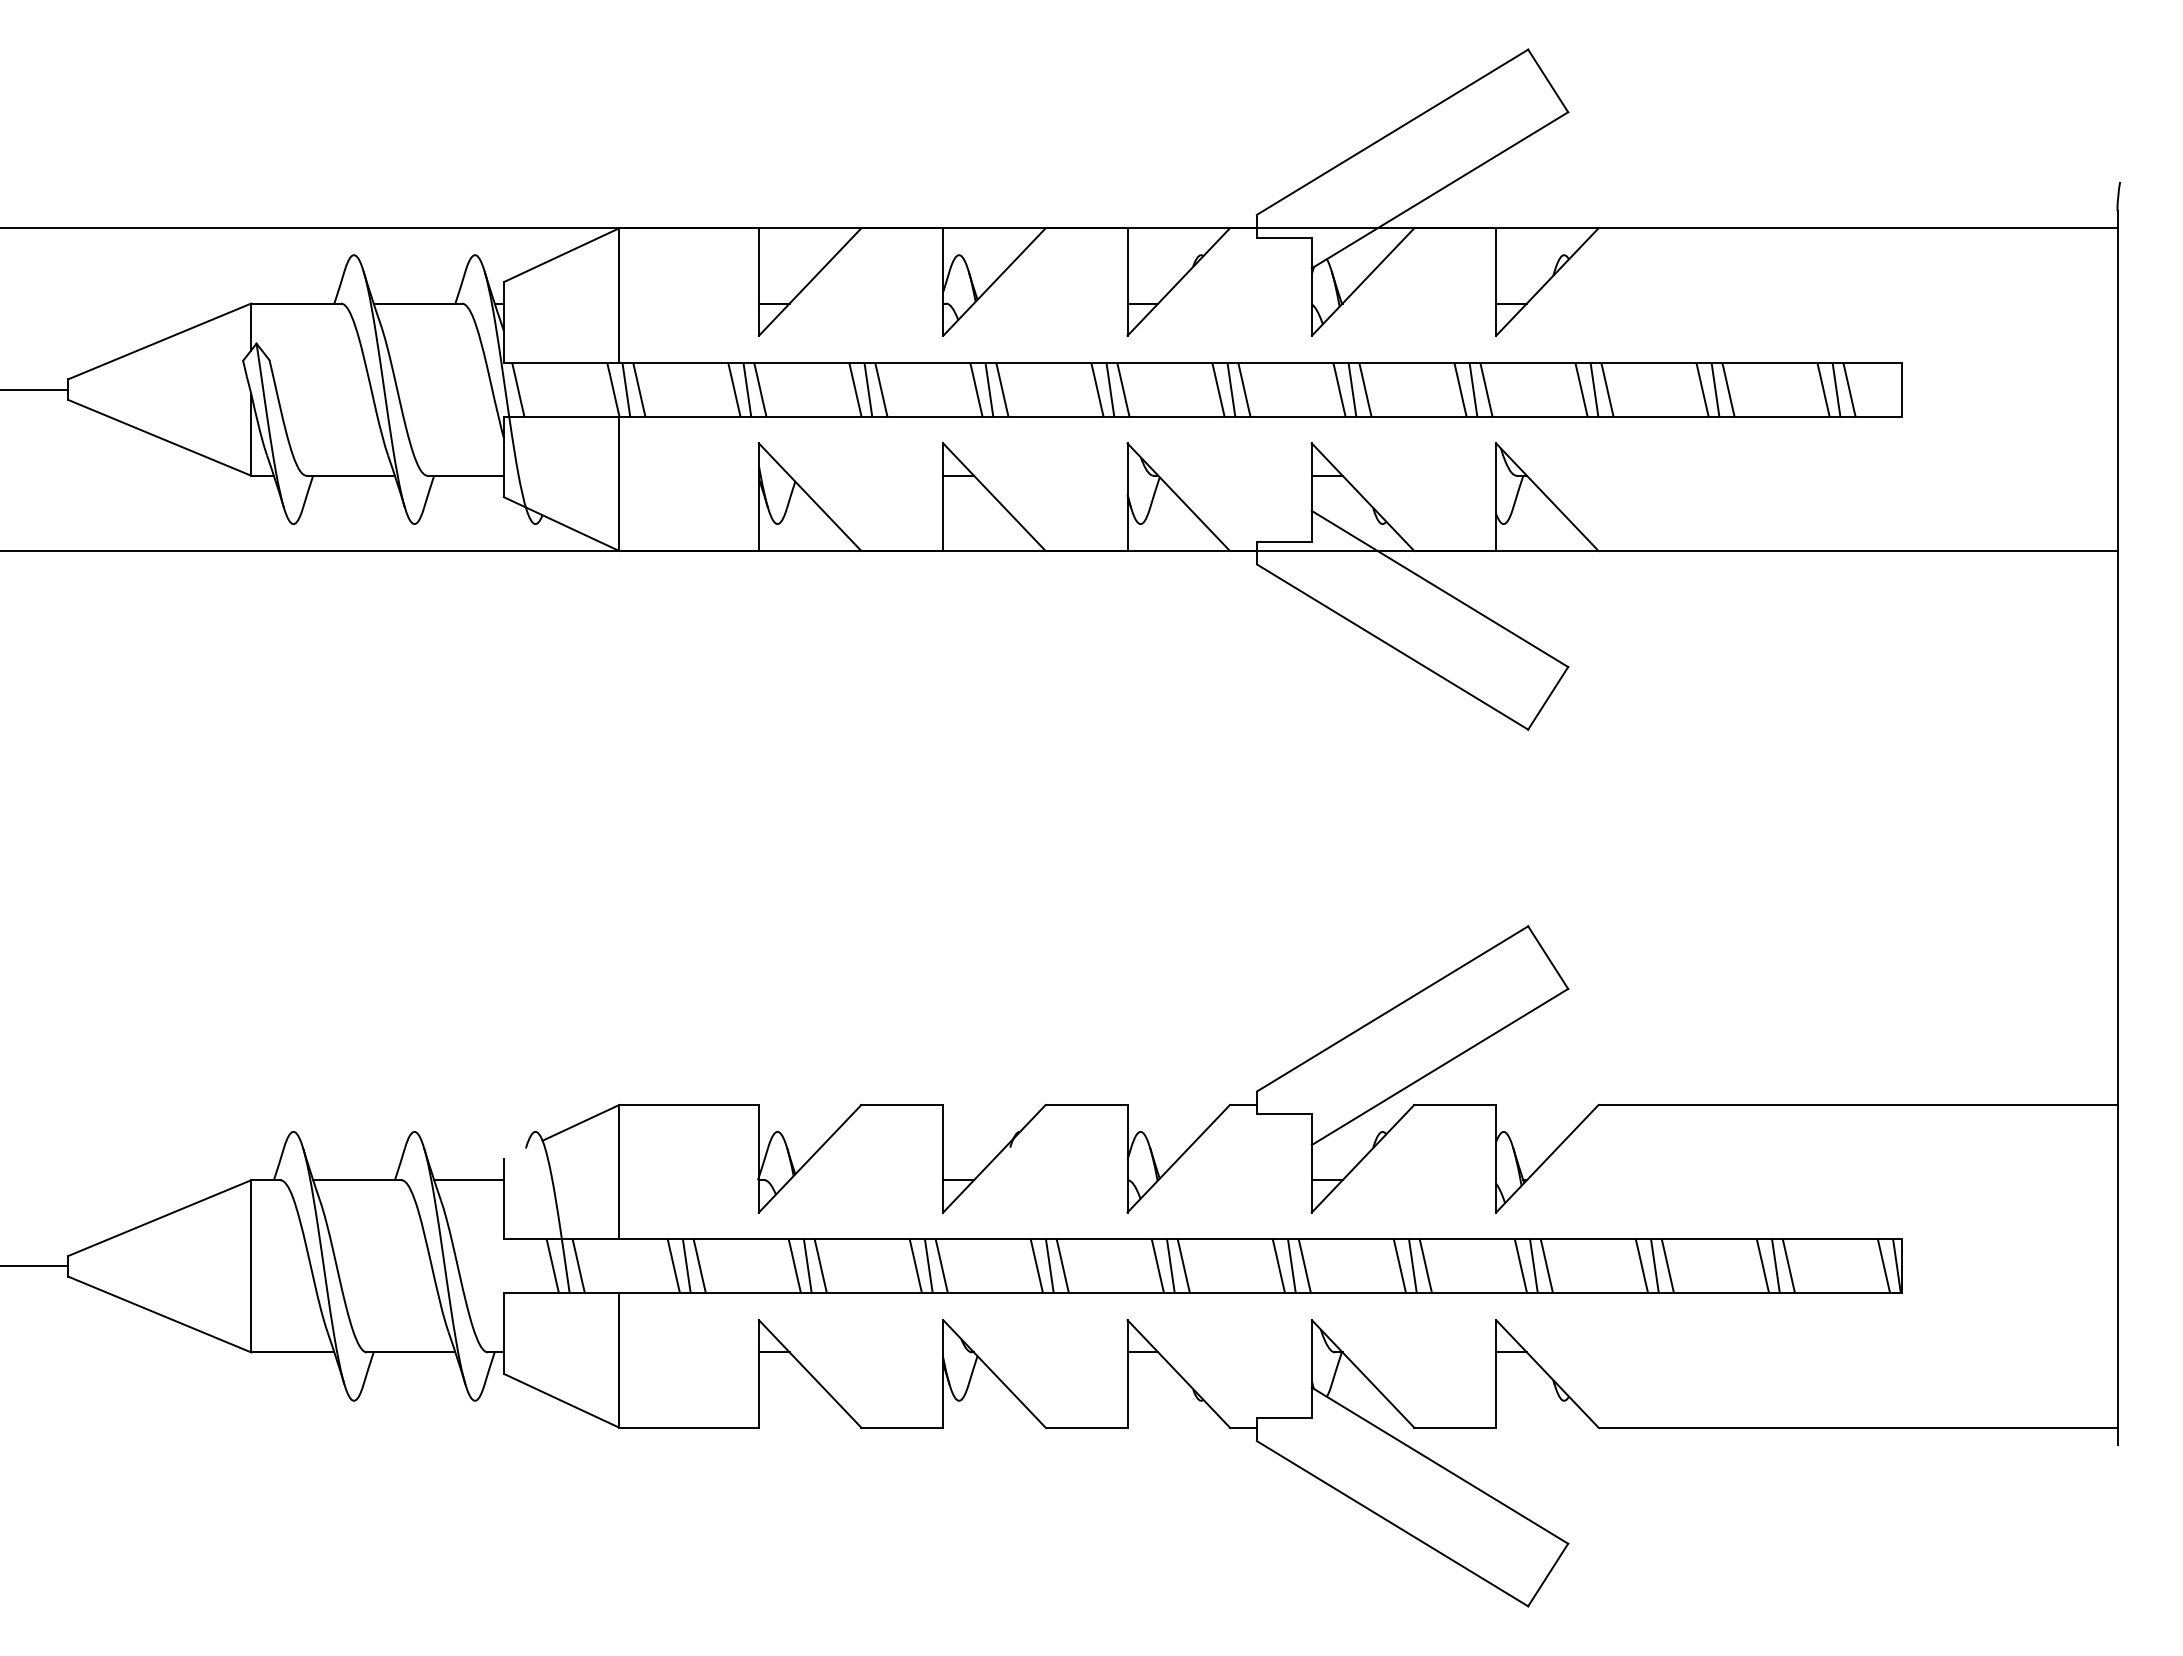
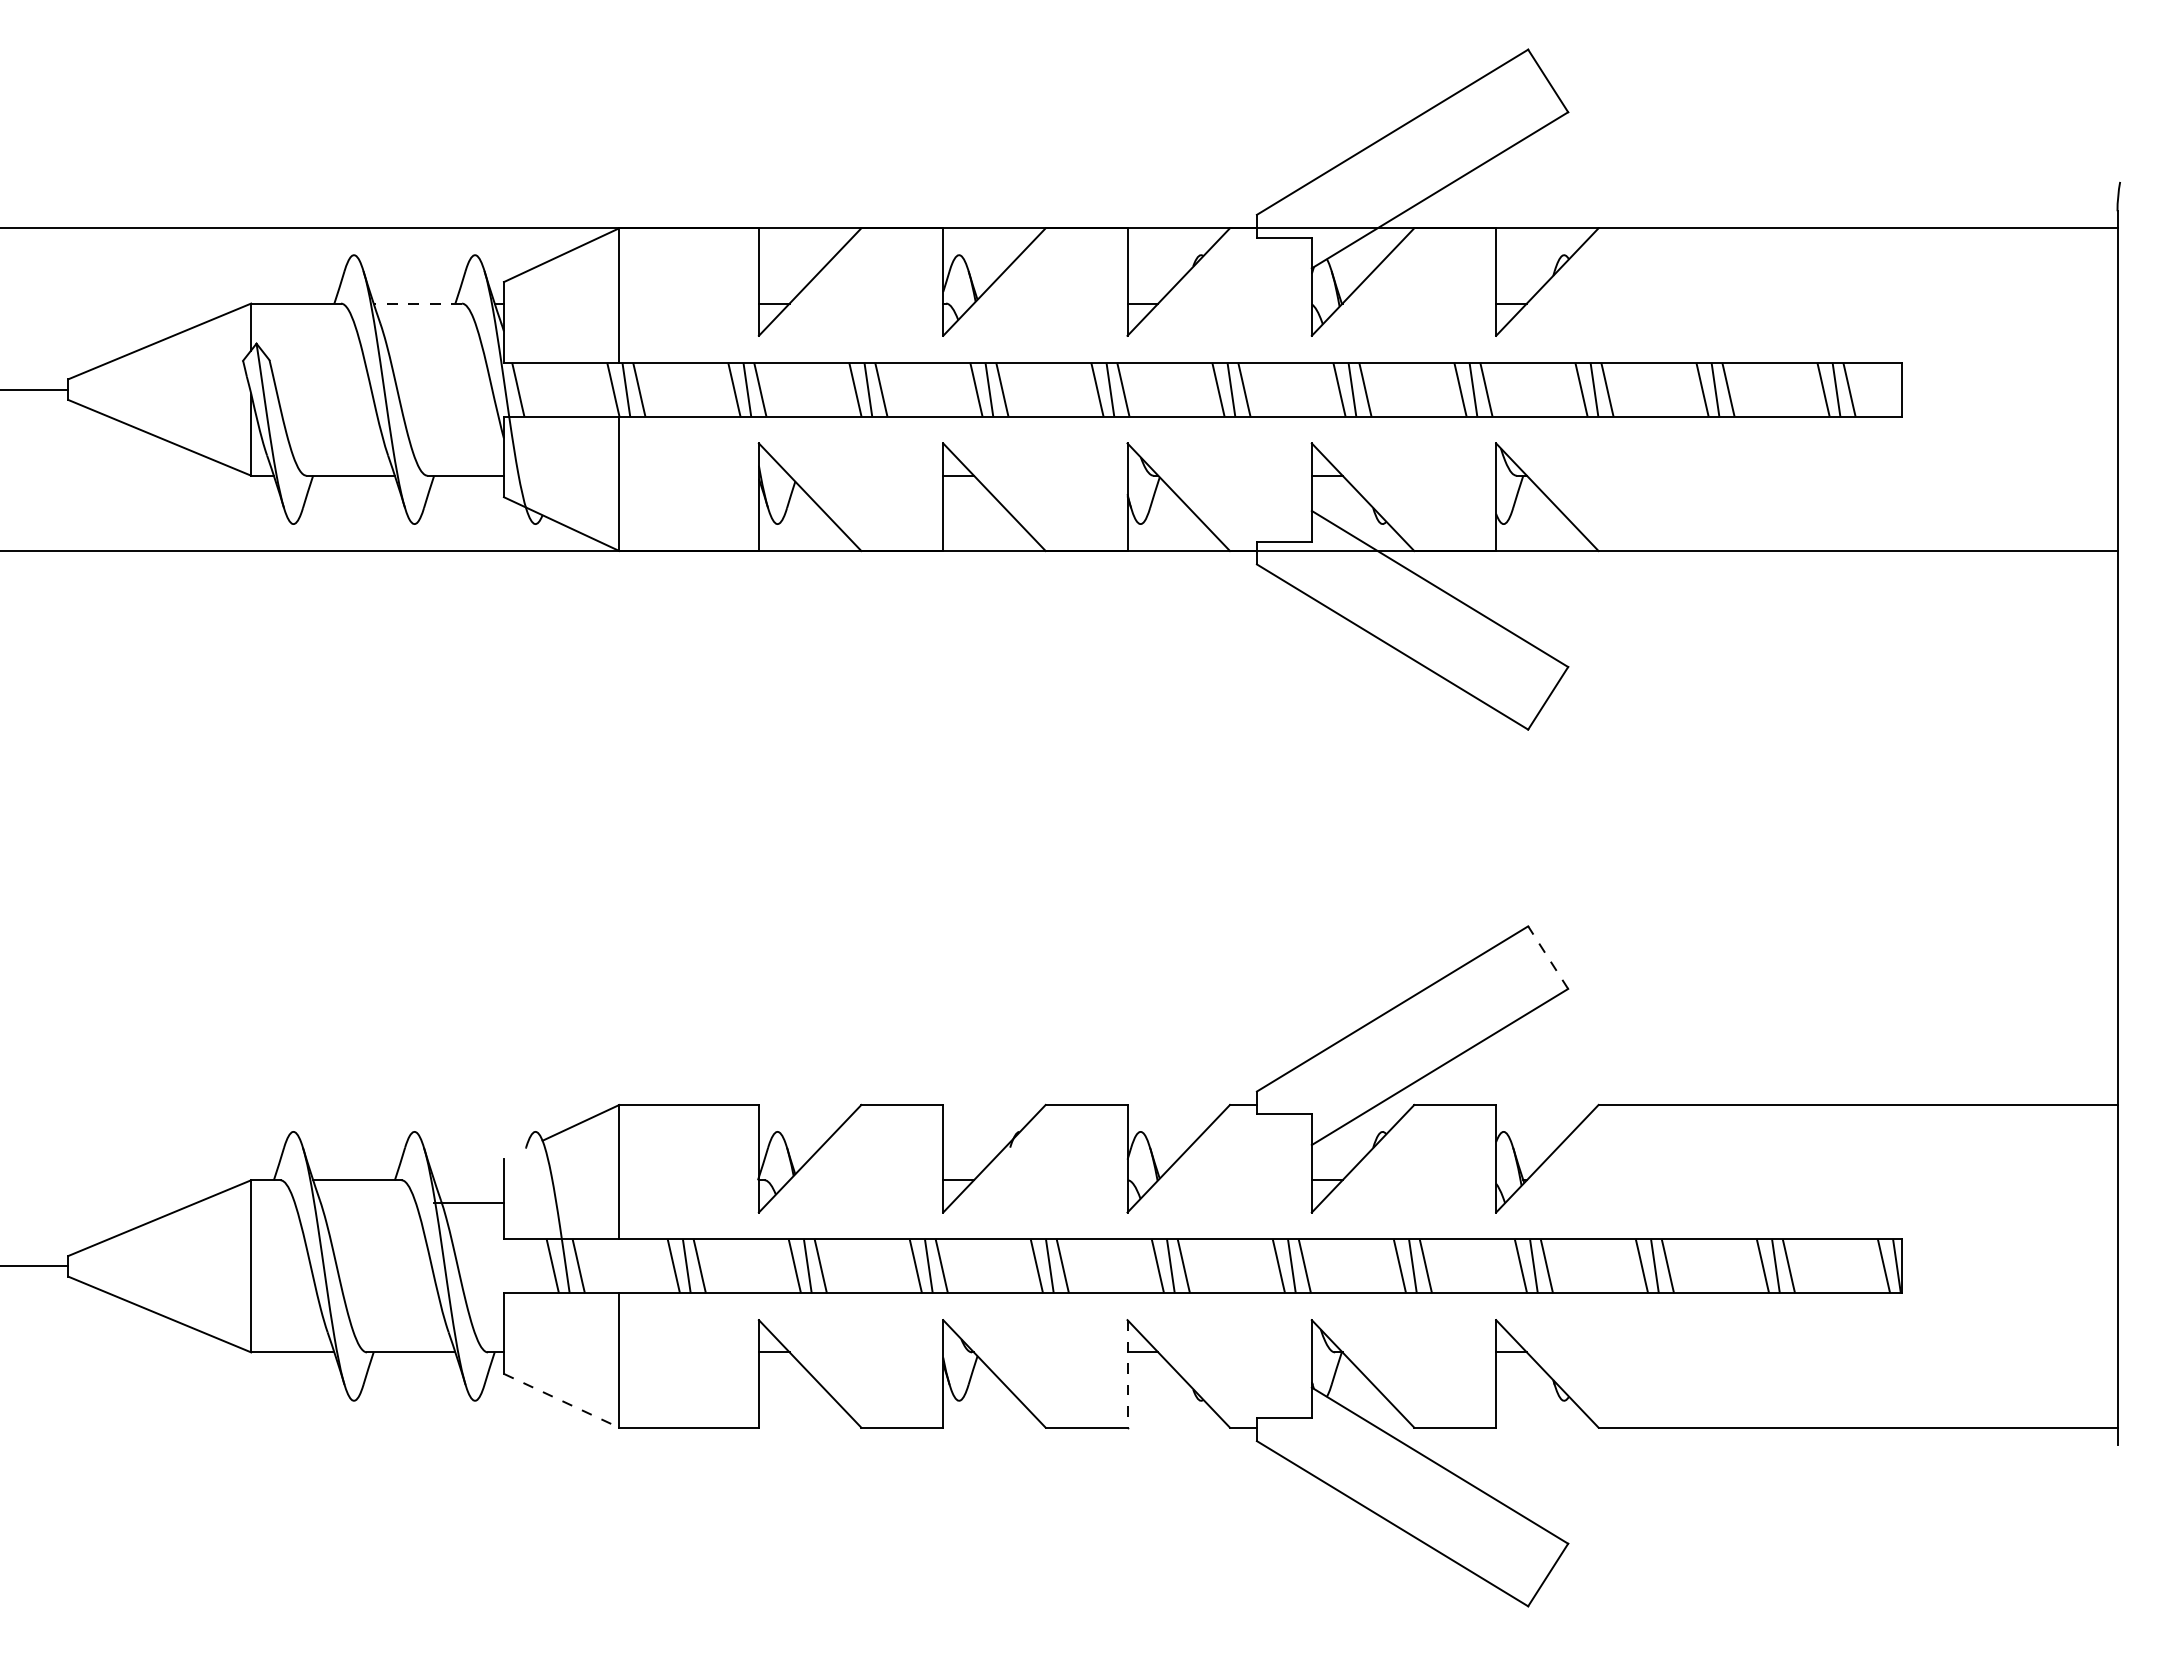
line: solid -> dashed (417, 303)
line: solid -> dashed (1547, 957)
line position: (468, 1180) -> (468, 1203) (468, 1203)
line: solid -> dashed (1127, 1373)
line: solid -> dashed (561, 1400)
